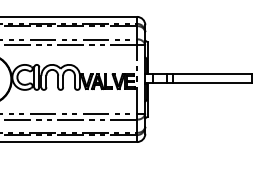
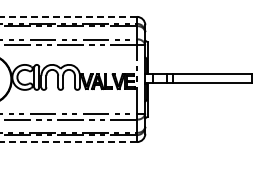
line: solid -> dashed (69, 16)
line: solid -> dashed (69, 142)
